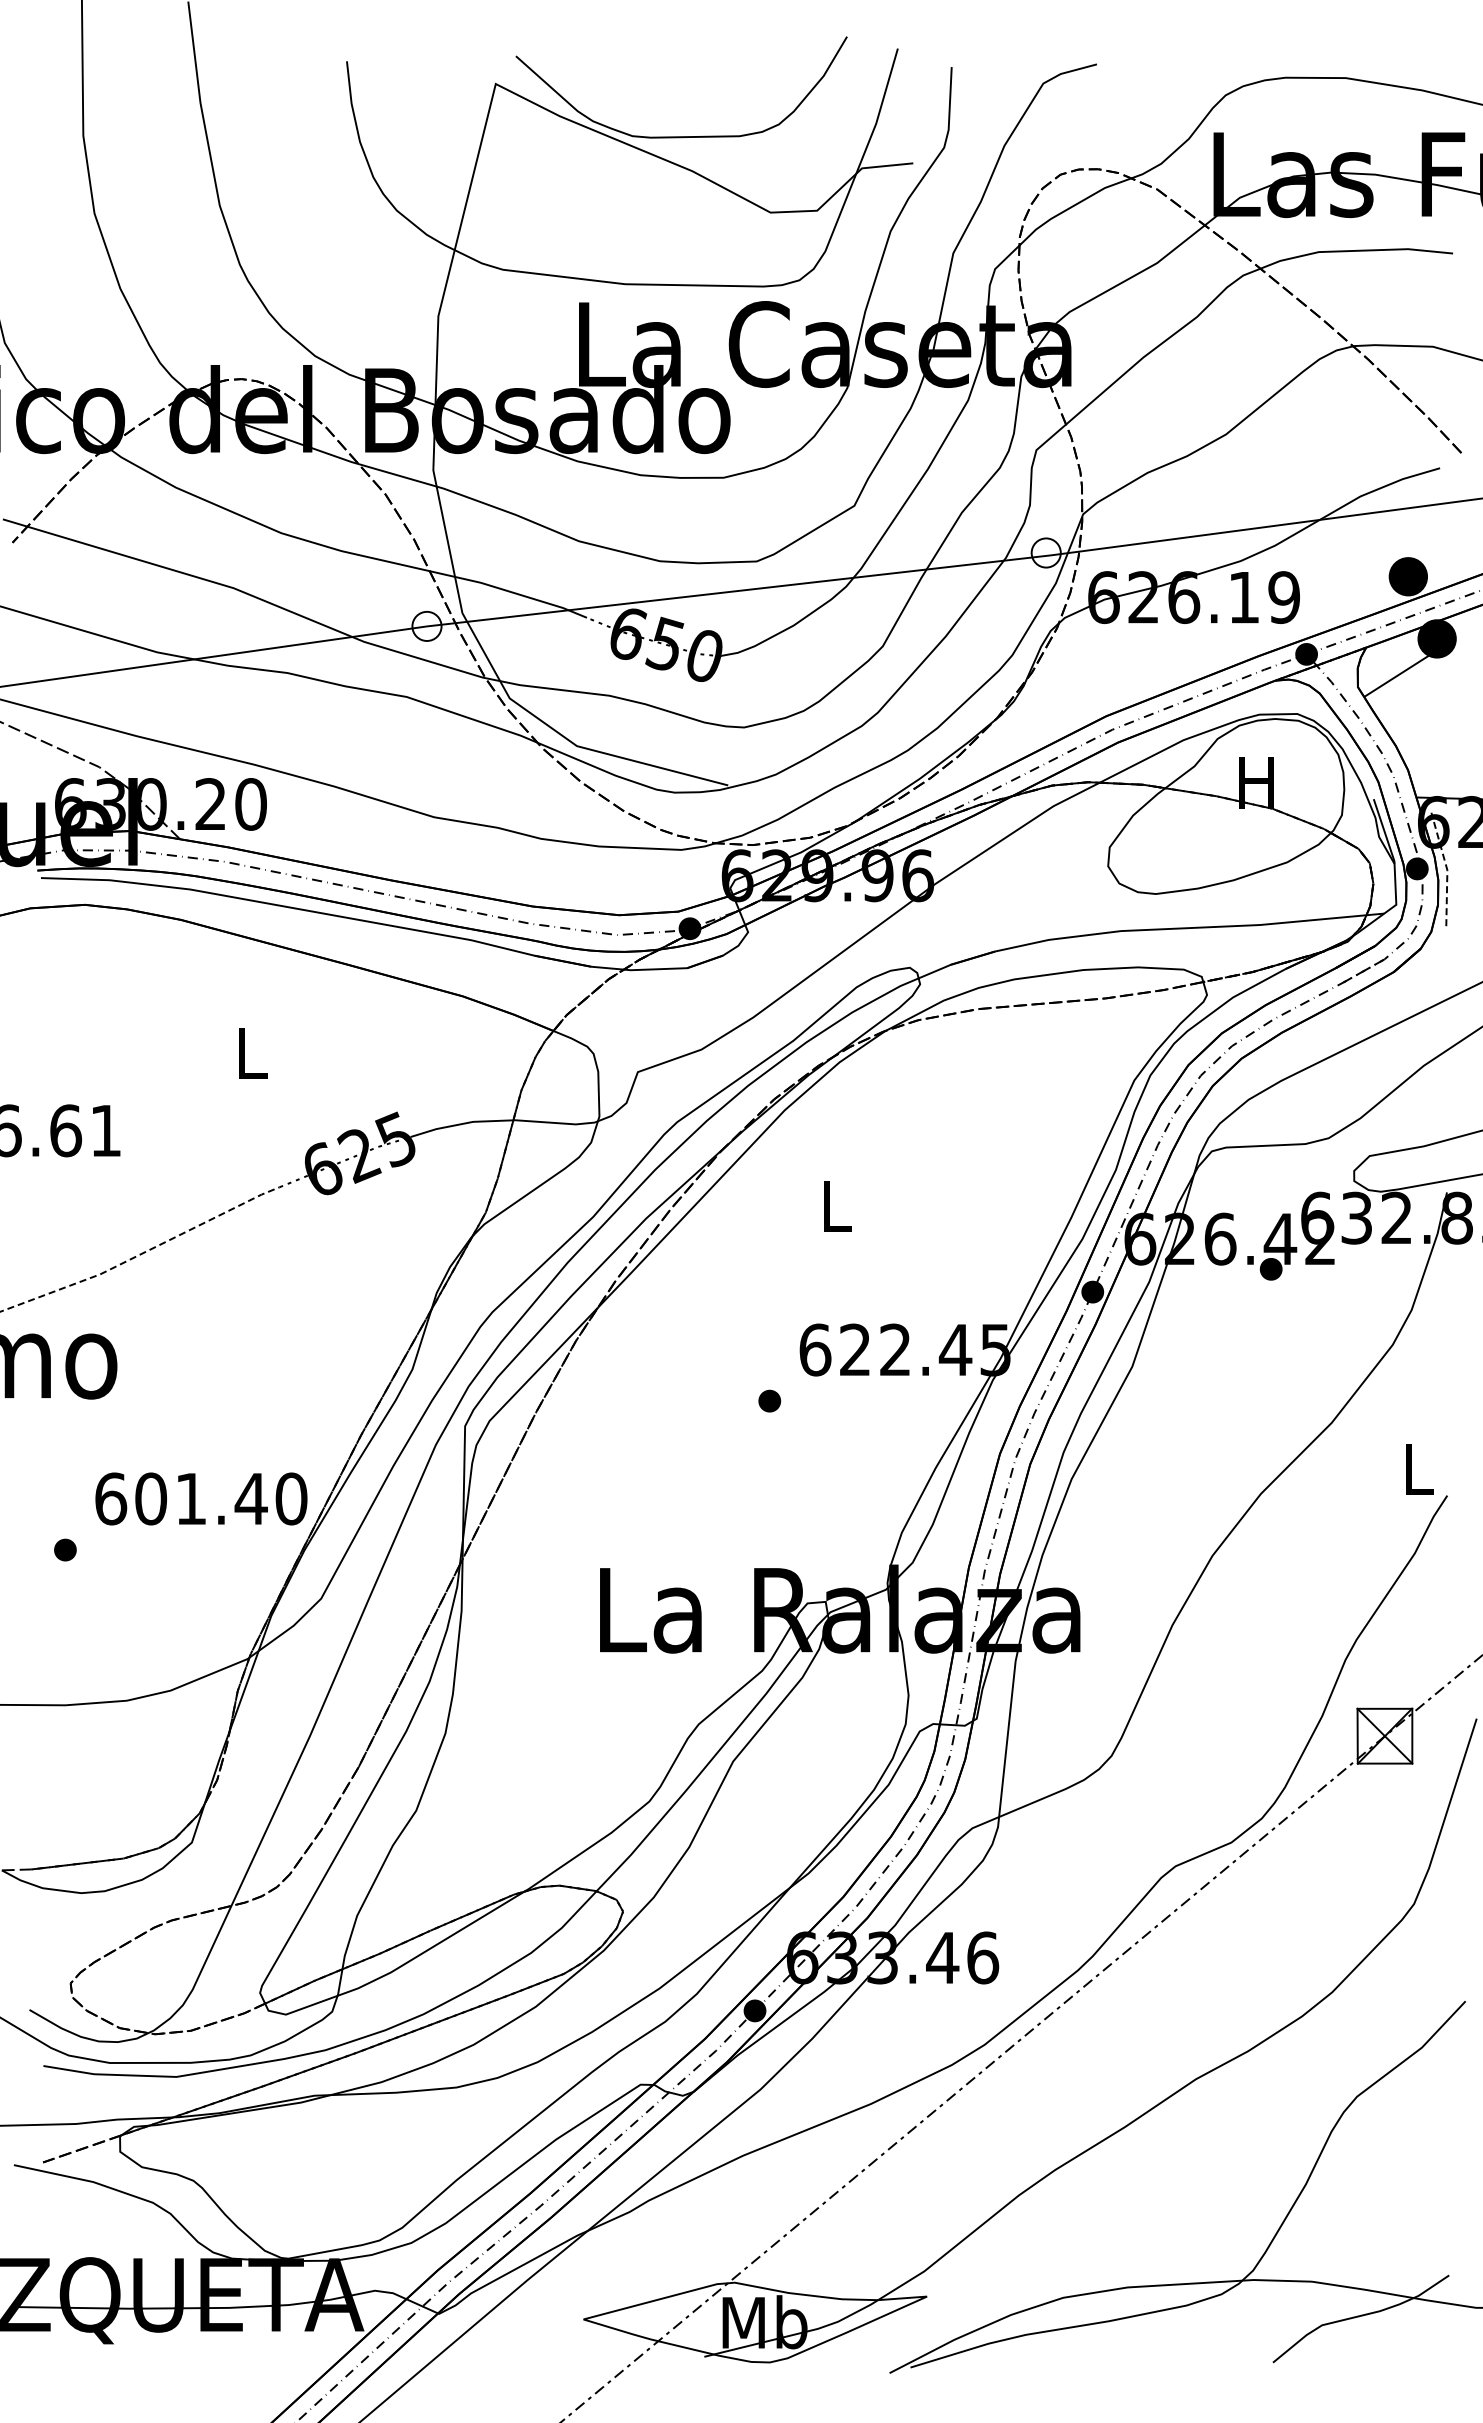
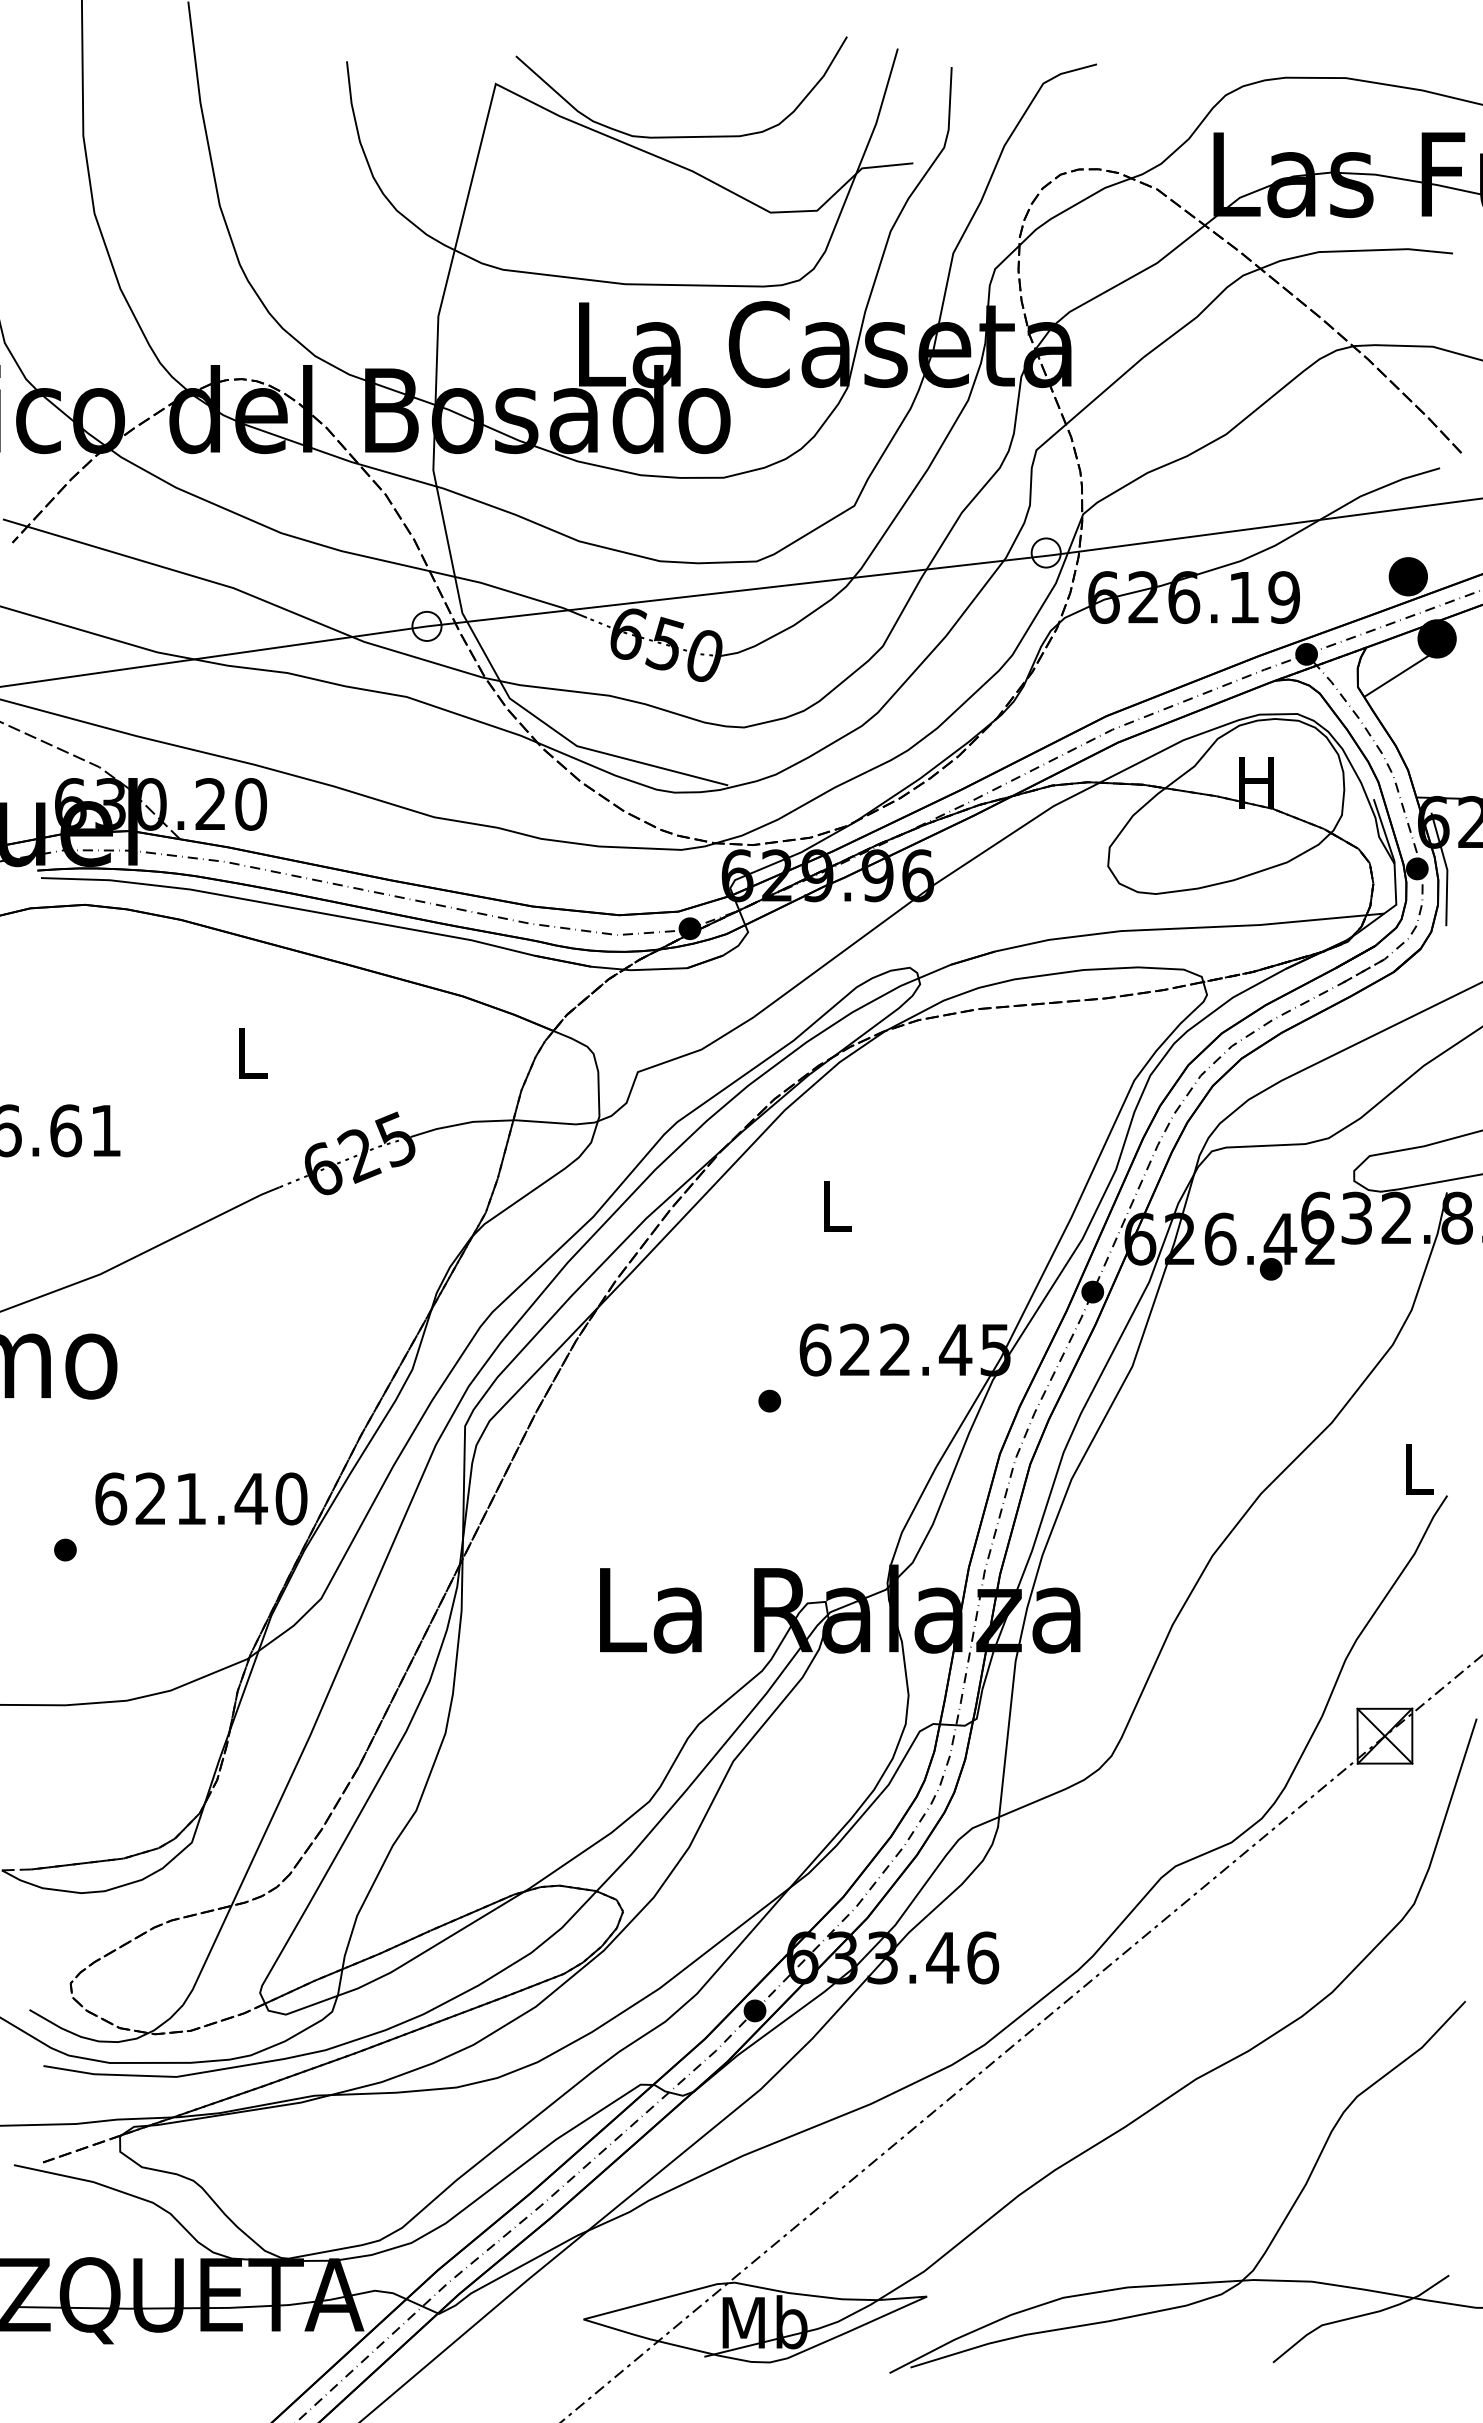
line: dashed -> solid (1447, 869)
line: dashed -> solid (142, 1253)
text: 601.40 -> 621.40 (151, 1498)
